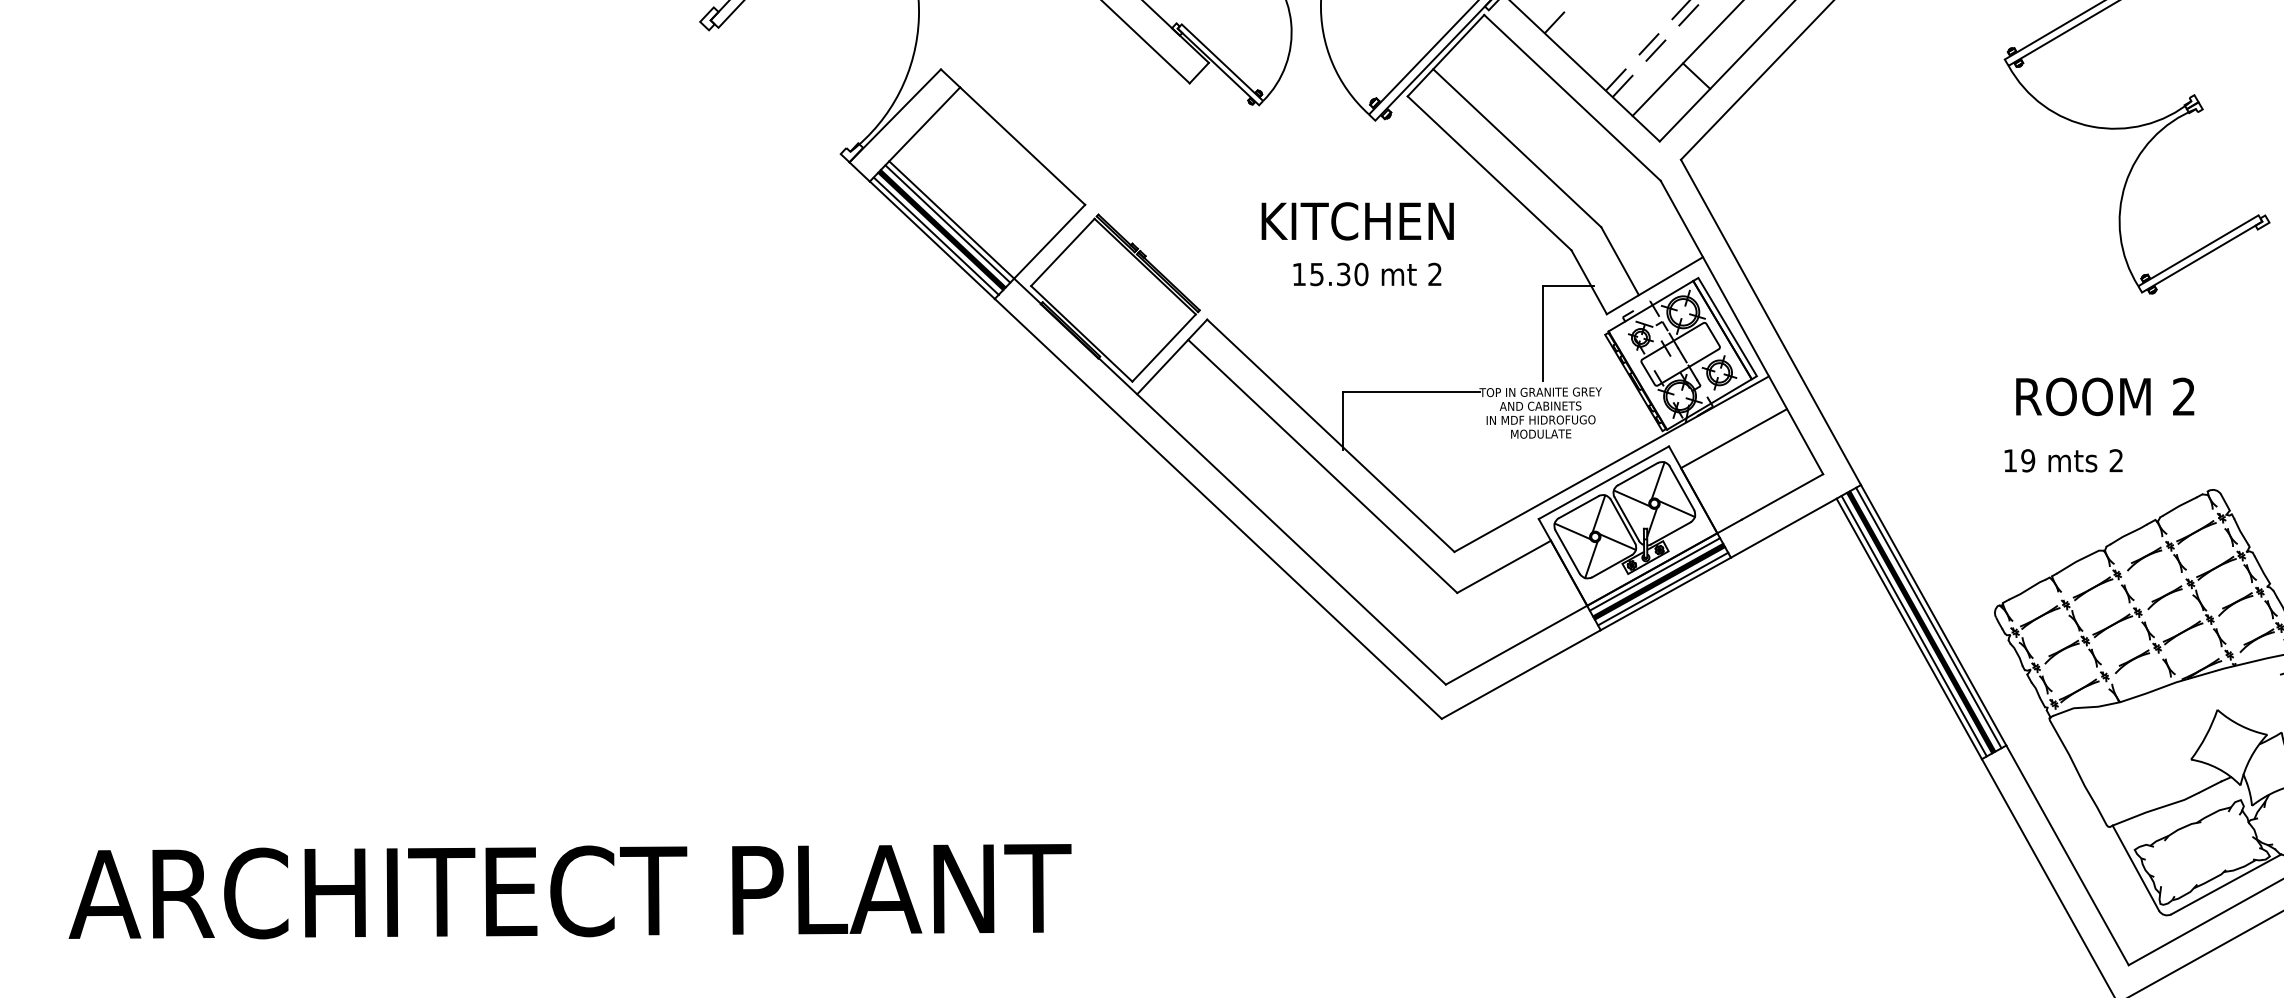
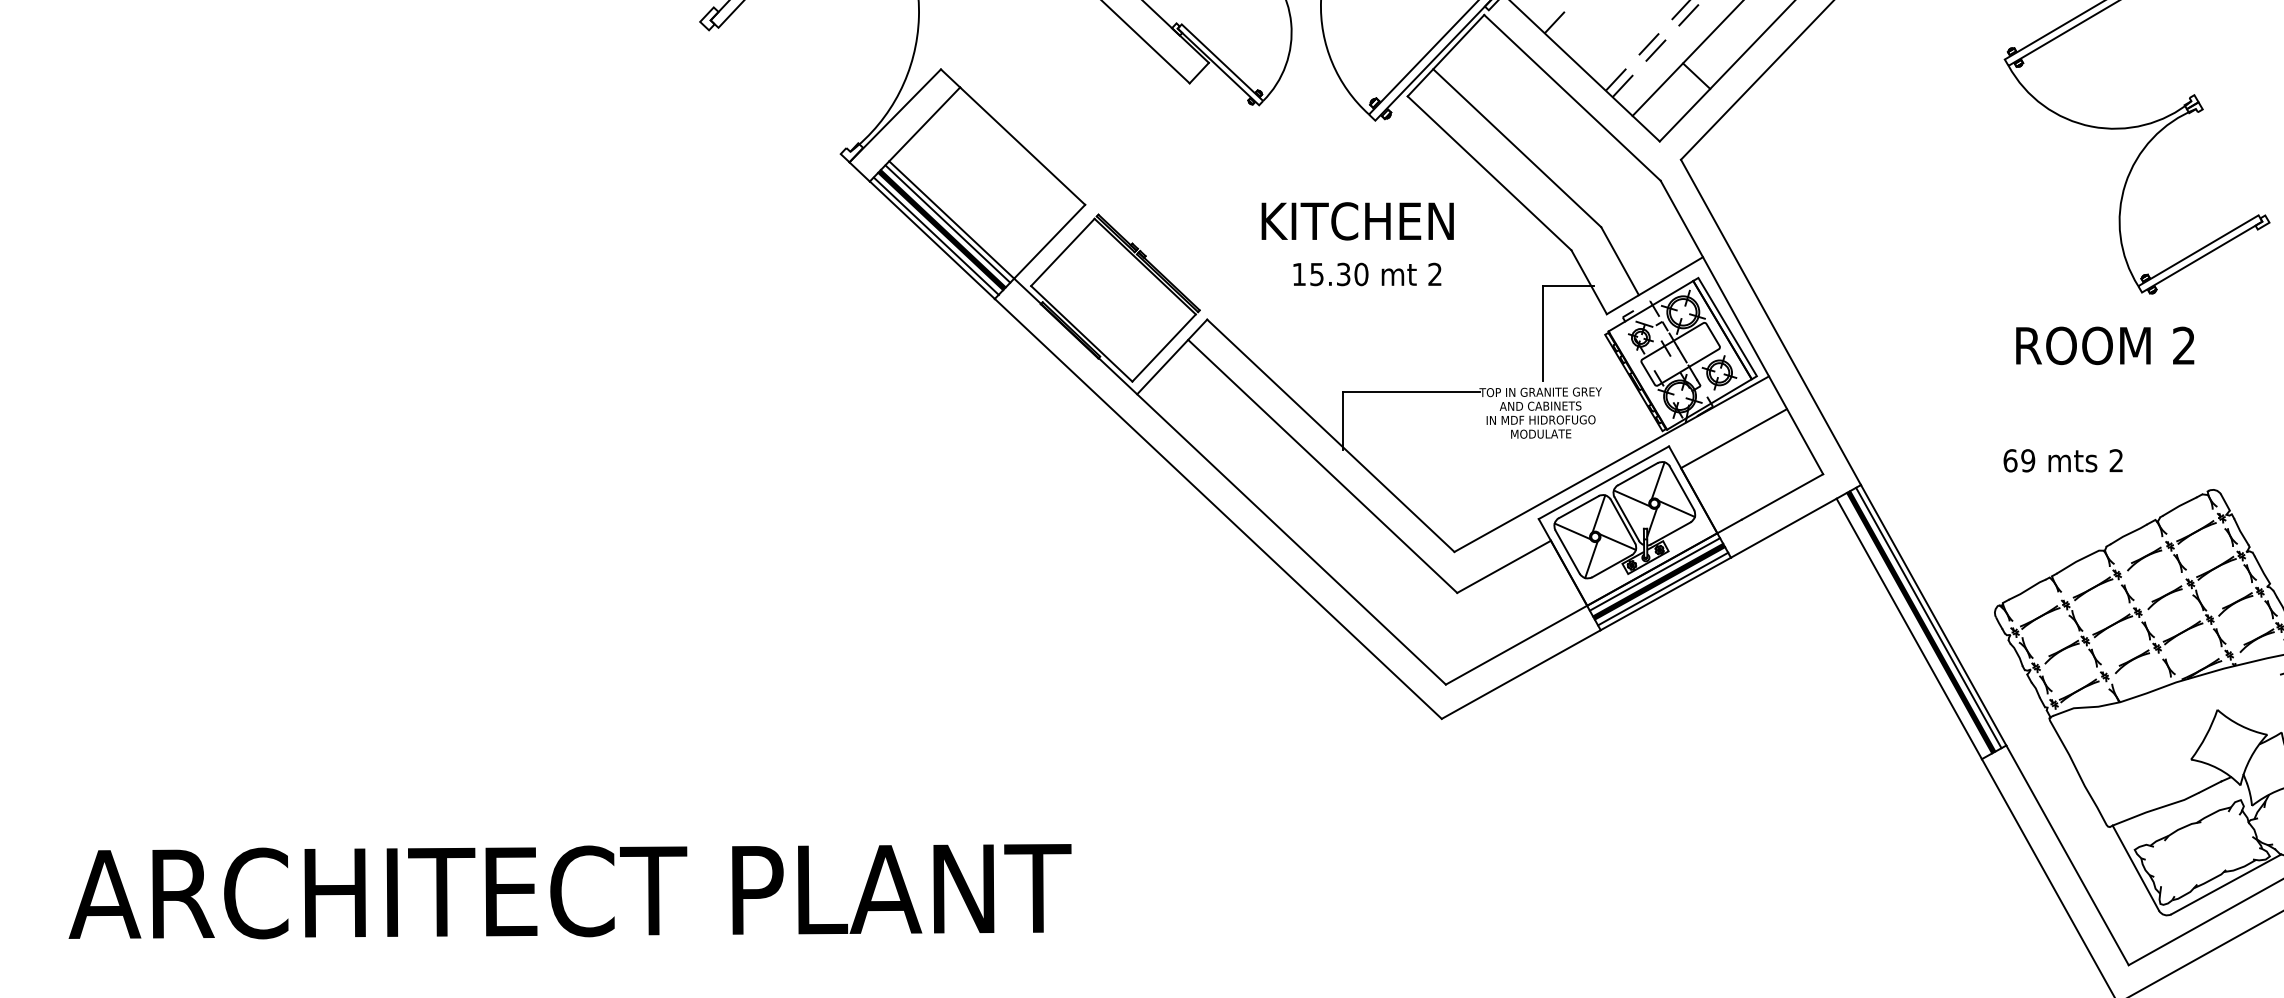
text position: (2105, 396) -> (2105, 345) (2105, 345)
text: 19 -> 69 (2010, 460)
line: present -> none (1913, 626)
